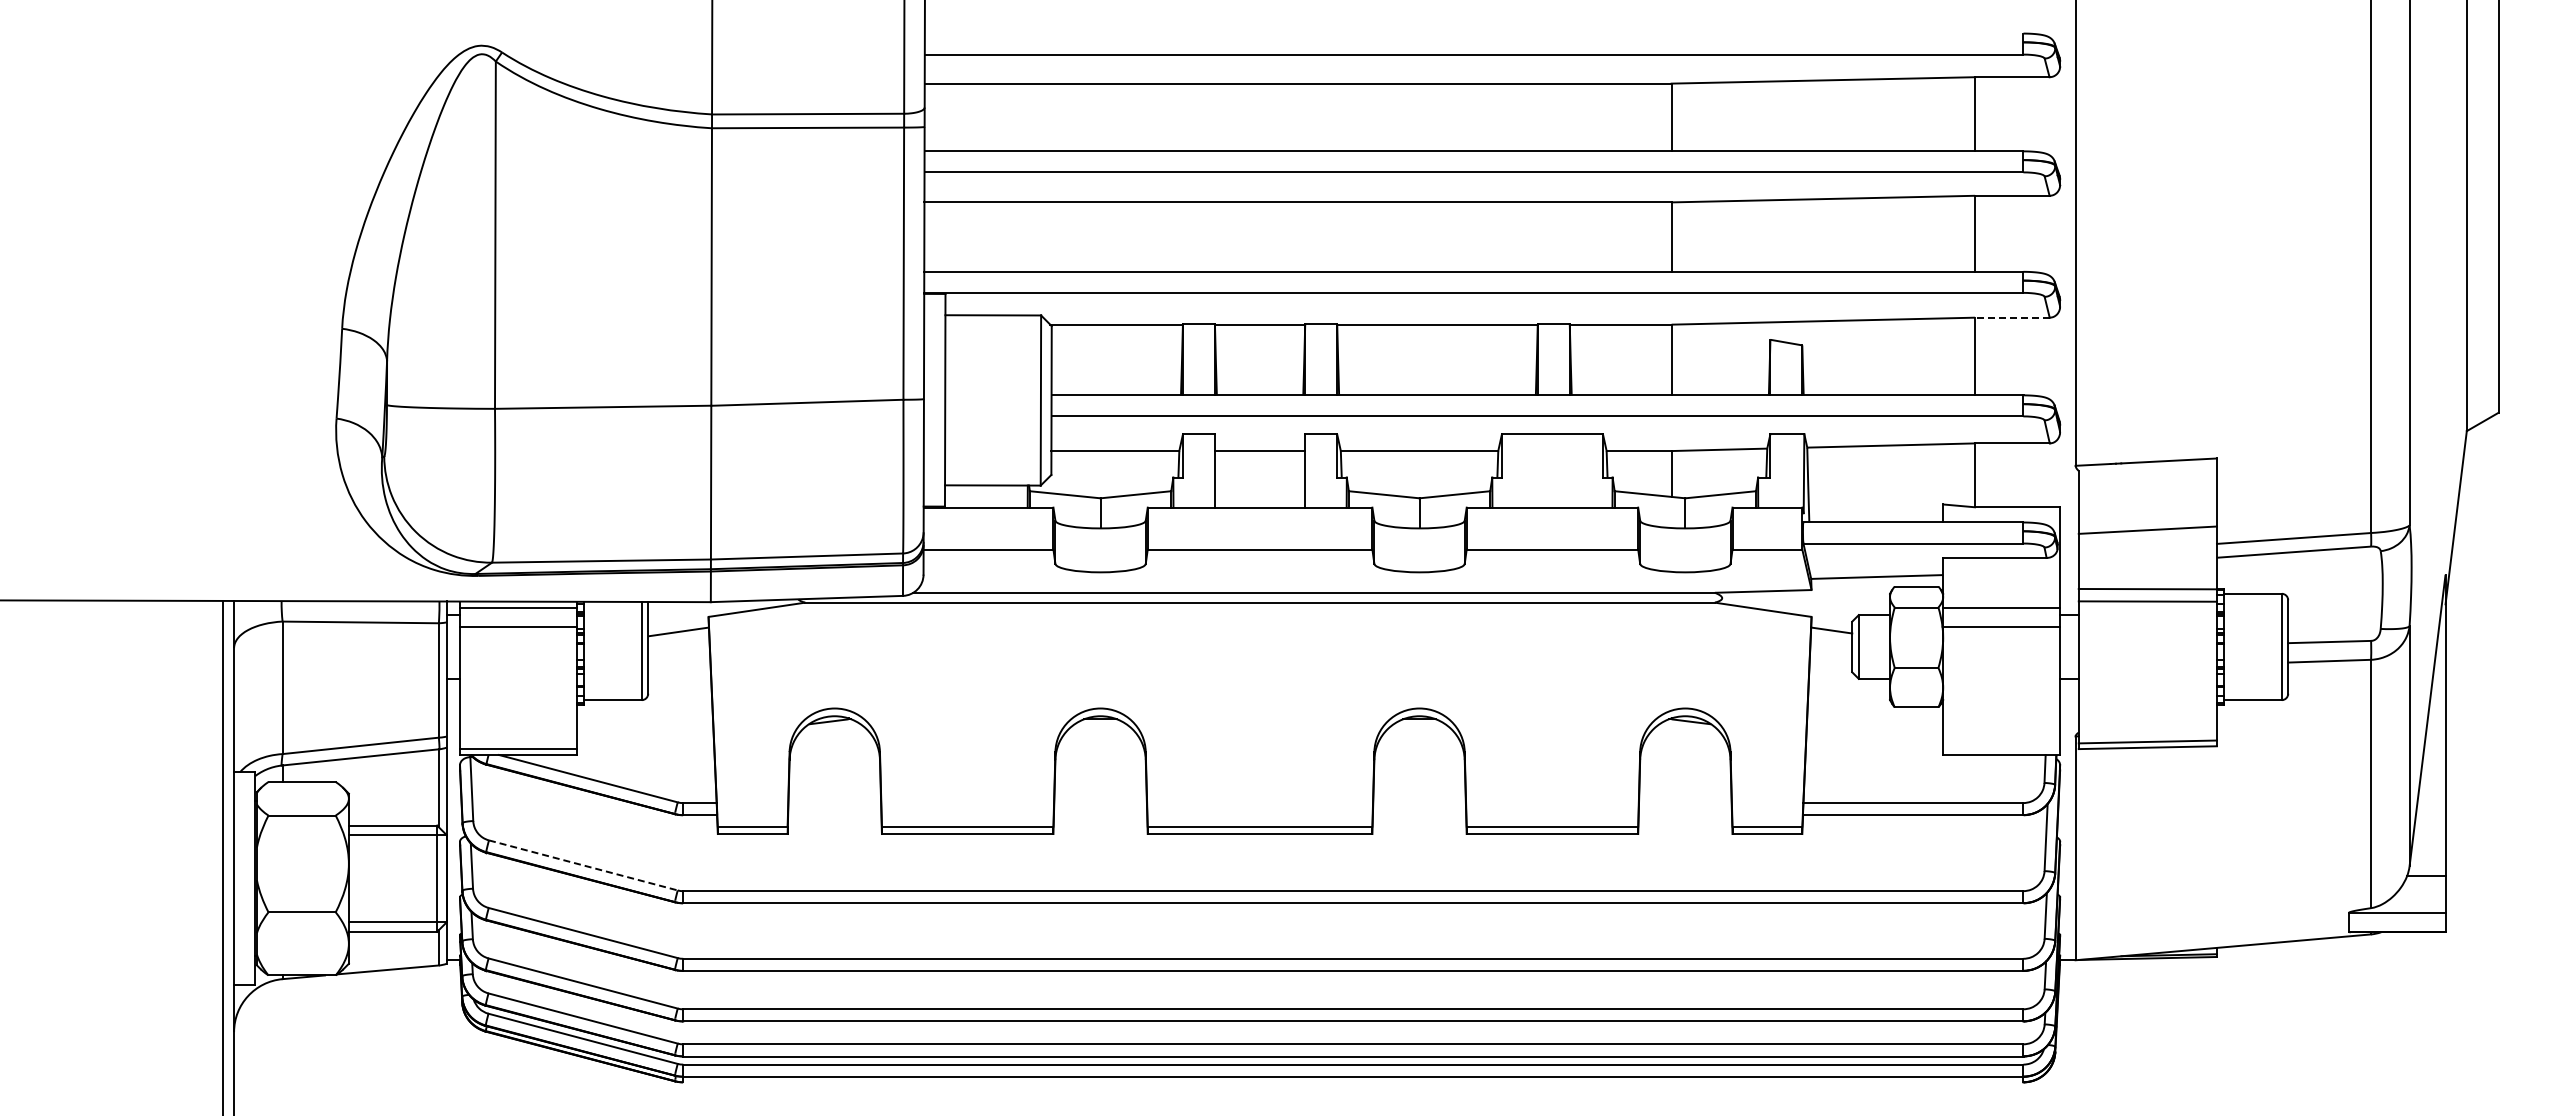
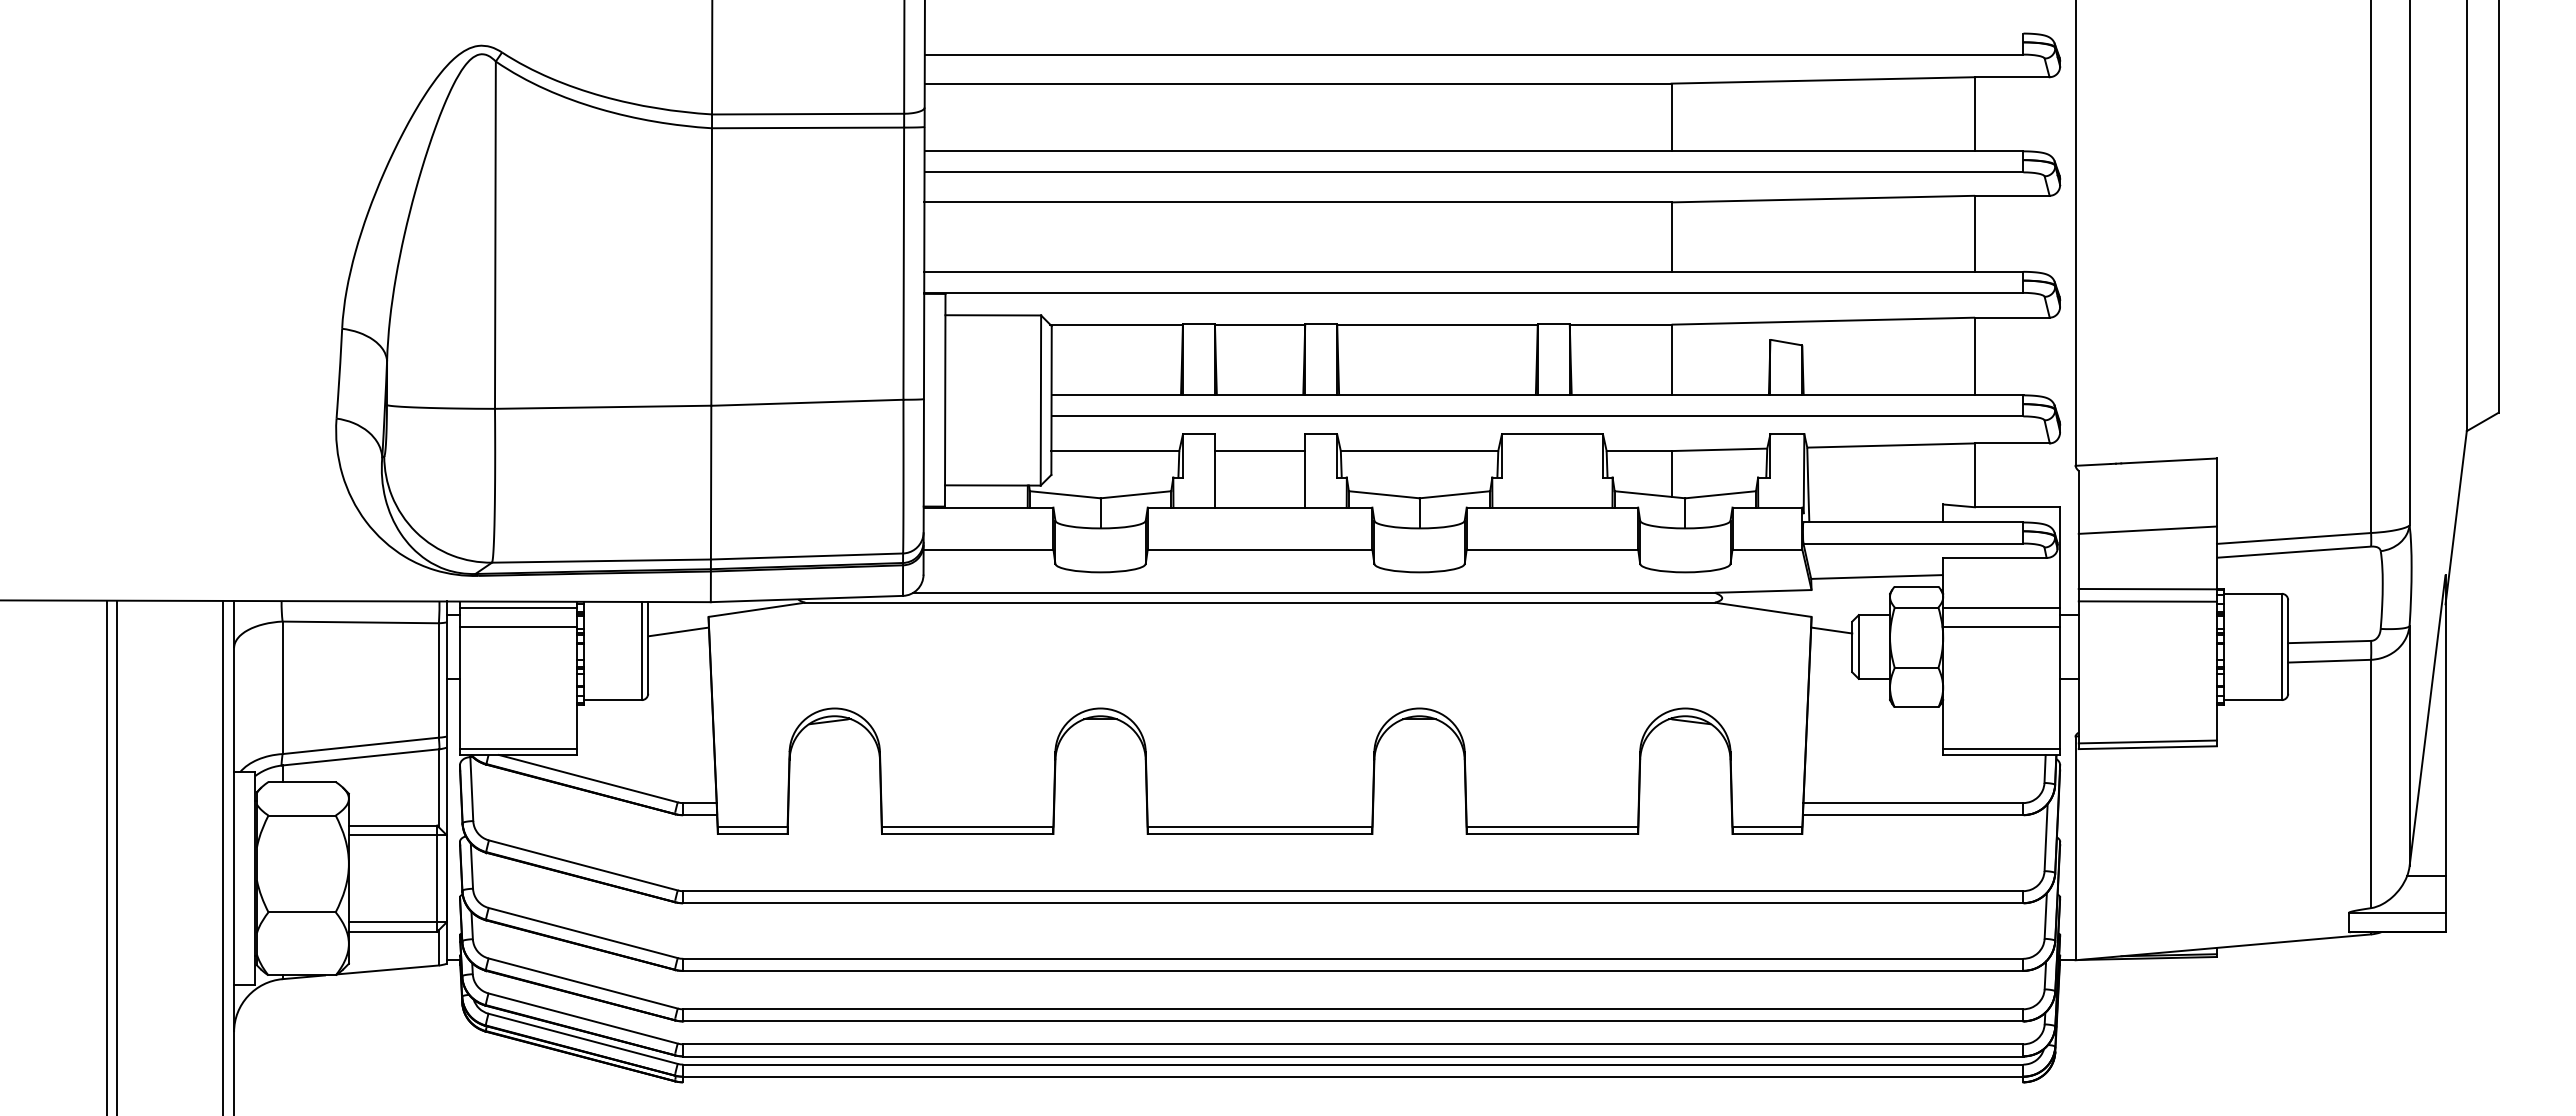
line: dashed -> solid (2011, 317)
line: none -> present (2001, 749)
line: none -> present (106, 856)
line: none -> present (117, 856)
line: dashed -> solid (583, 865)
